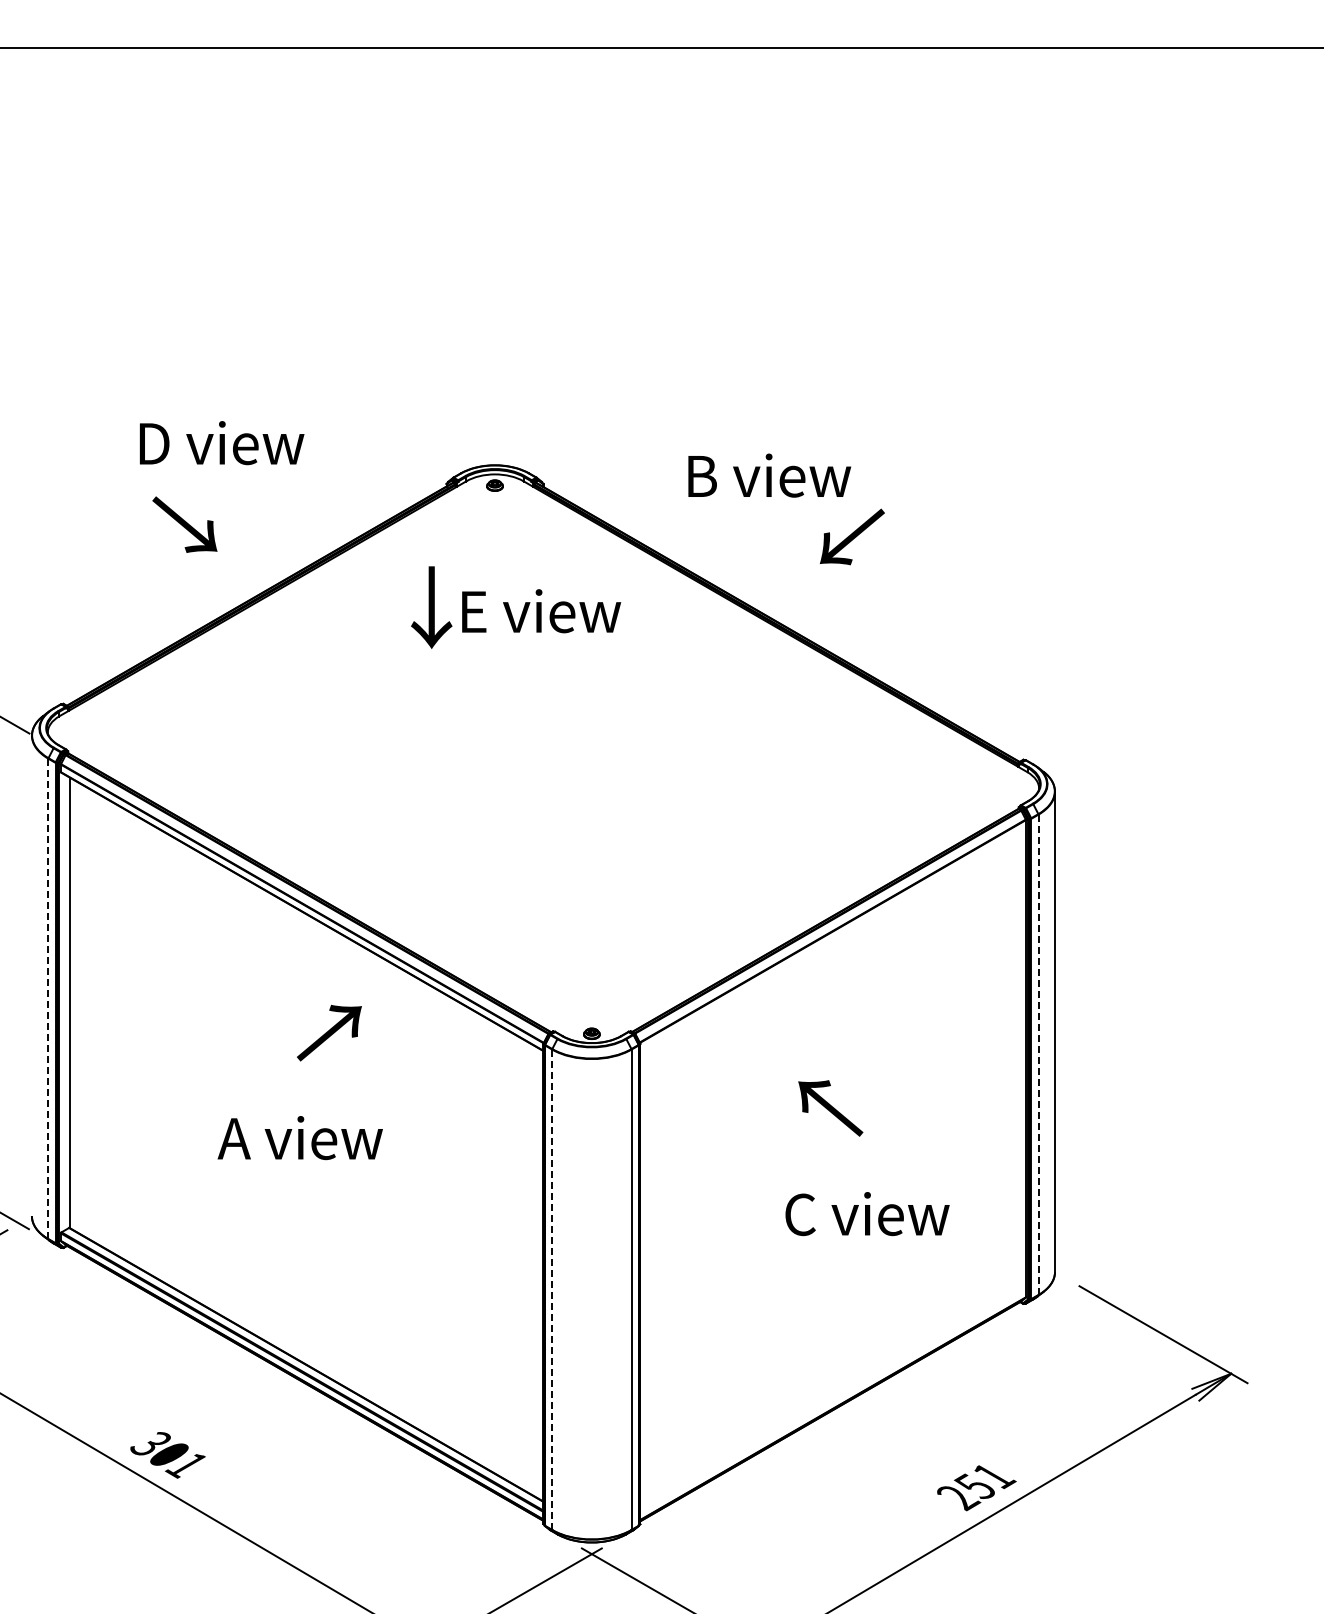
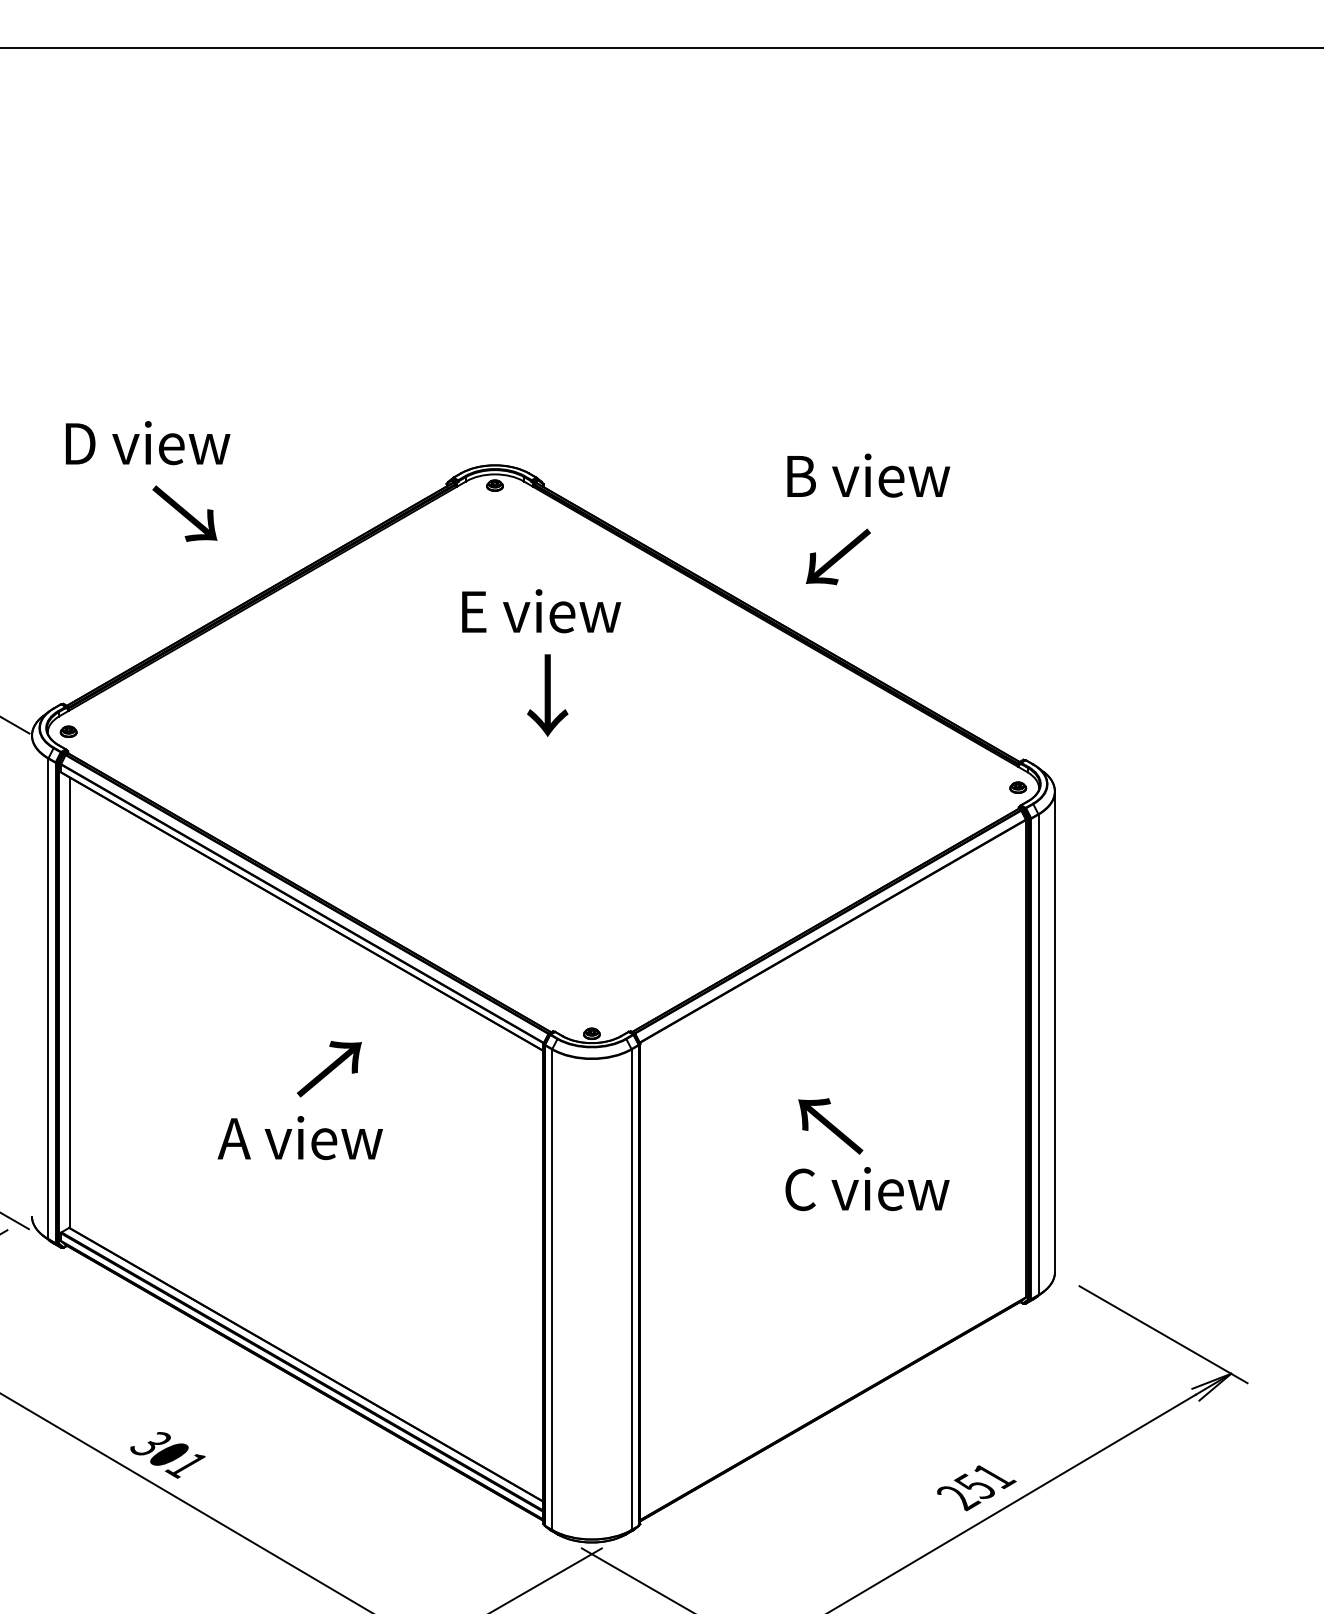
text position: (222, 443) -> (148, 443) (148, 443)
text position: (769, 475) -> (868, 475) (868, 475)
text position: (184, 524) -> (184, 513) (184, 513)
text position: (851, 536) -> (837, 556) (837, 556)
text position: (431, 607) -> (547, 695) (547, 695)
part: none -> present (68, 731)
part: none -> present (1018, 787)
line: dashed -> solid (48, 998)
text position: (329, 1032) -> (329, 1068) (329, 1068)
line: dashed -> solid (1038, 1055)
text position: (830, 1108) -> (830, 1126) (830, 1126)
text position: (867, 1214) -> (867, 1189) (867, 1189)
line: dashed -> solid (552, 1290)
